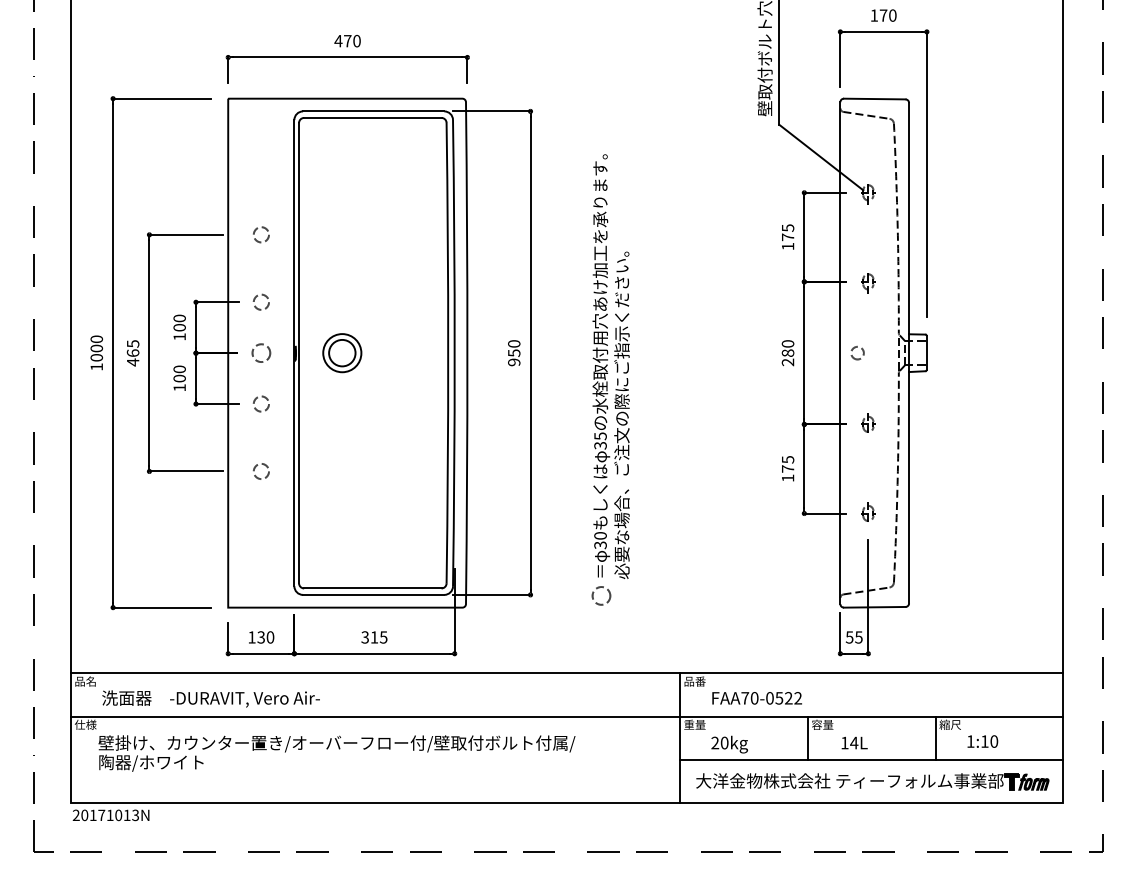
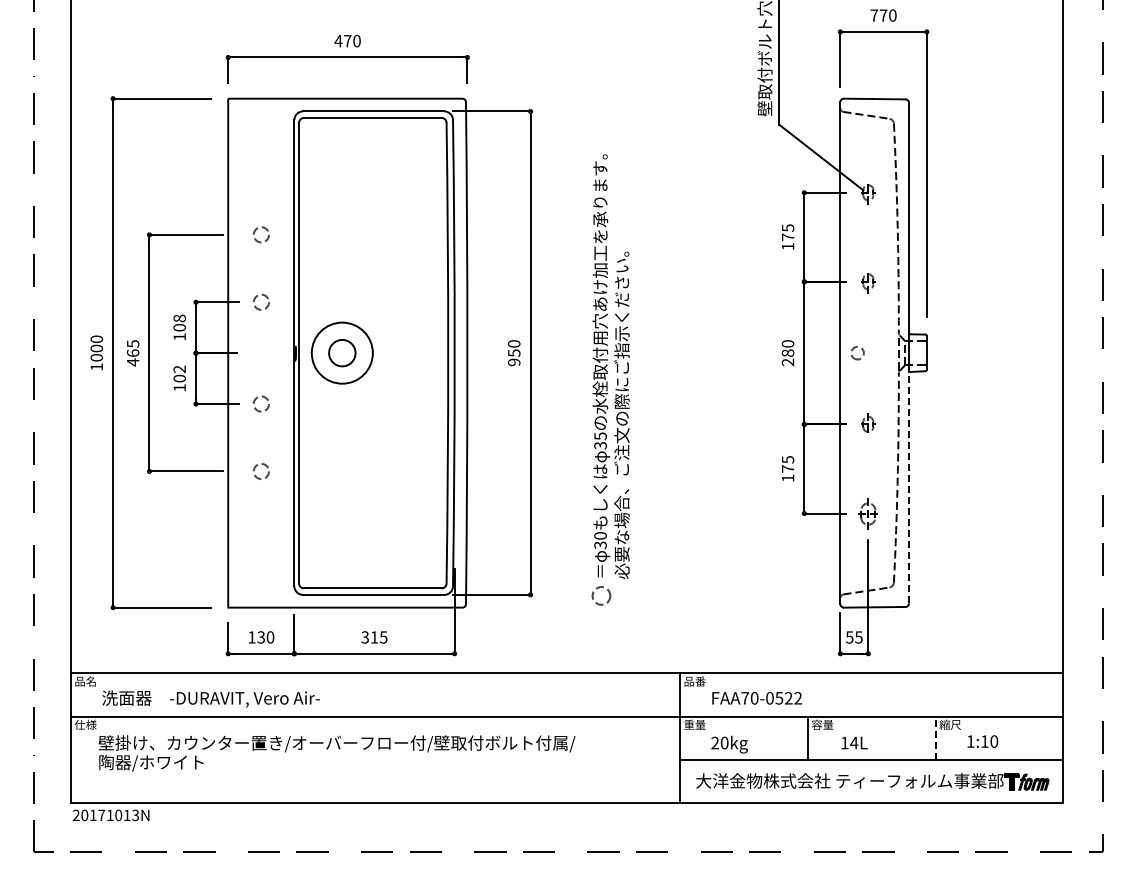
text: 170 -> 770 (874, 15)
text: 100 -> 108 (179, 318)
circle: present -> none (261, 352)
circle diameter: 38 px -> 61 px (341, 352)
text: 100 -> 102 (179, 369)
line: solid -> dashed (909, 487)
part size: 15x20 px -> 20x32 px (867, 513)
line: solid -> dashed (935, 738)
